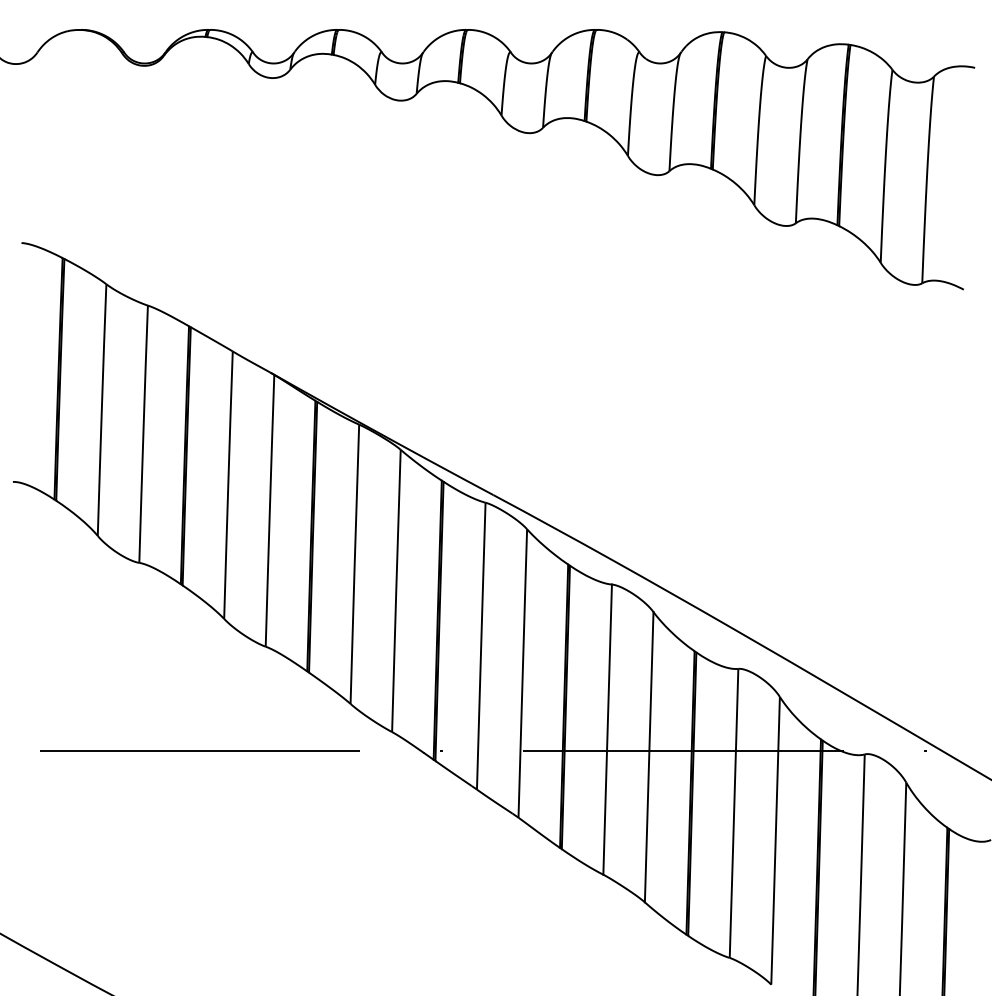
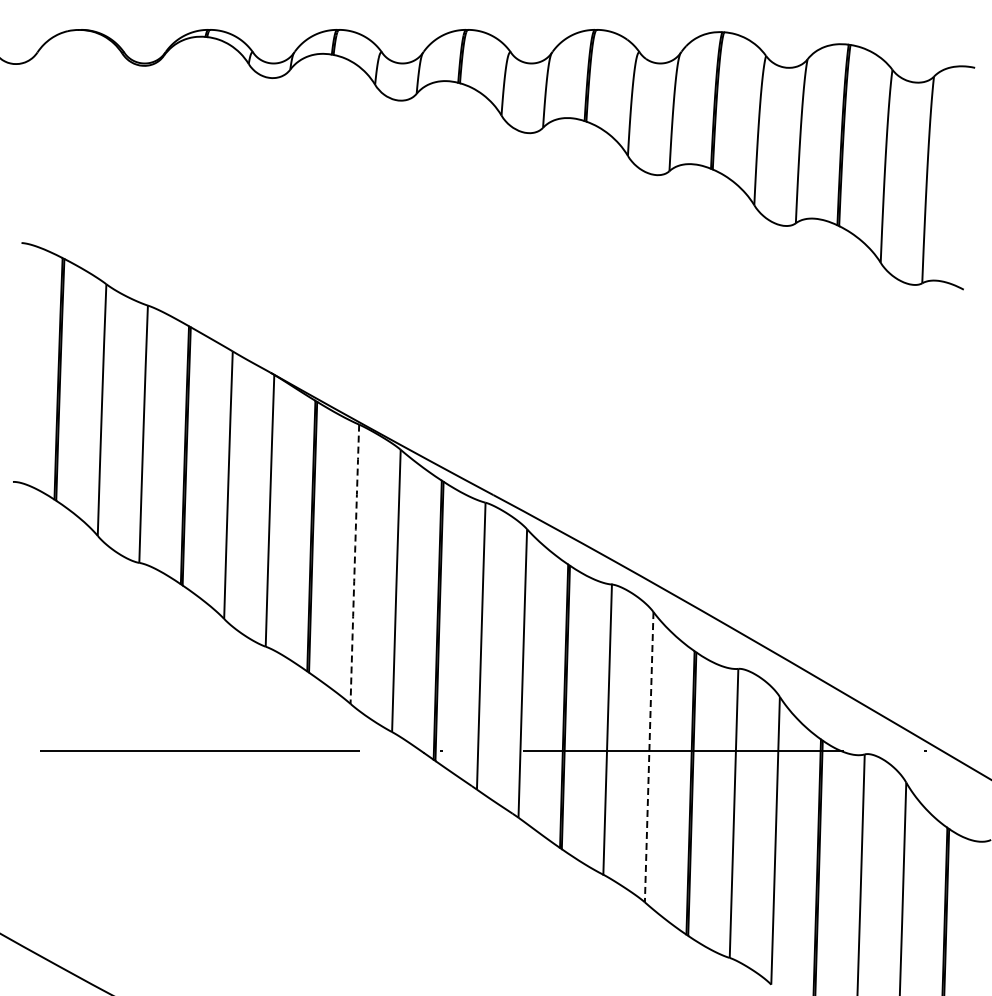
arc: solid -> dashed (354, 564)
line: solid -> dashed (649, 757)
